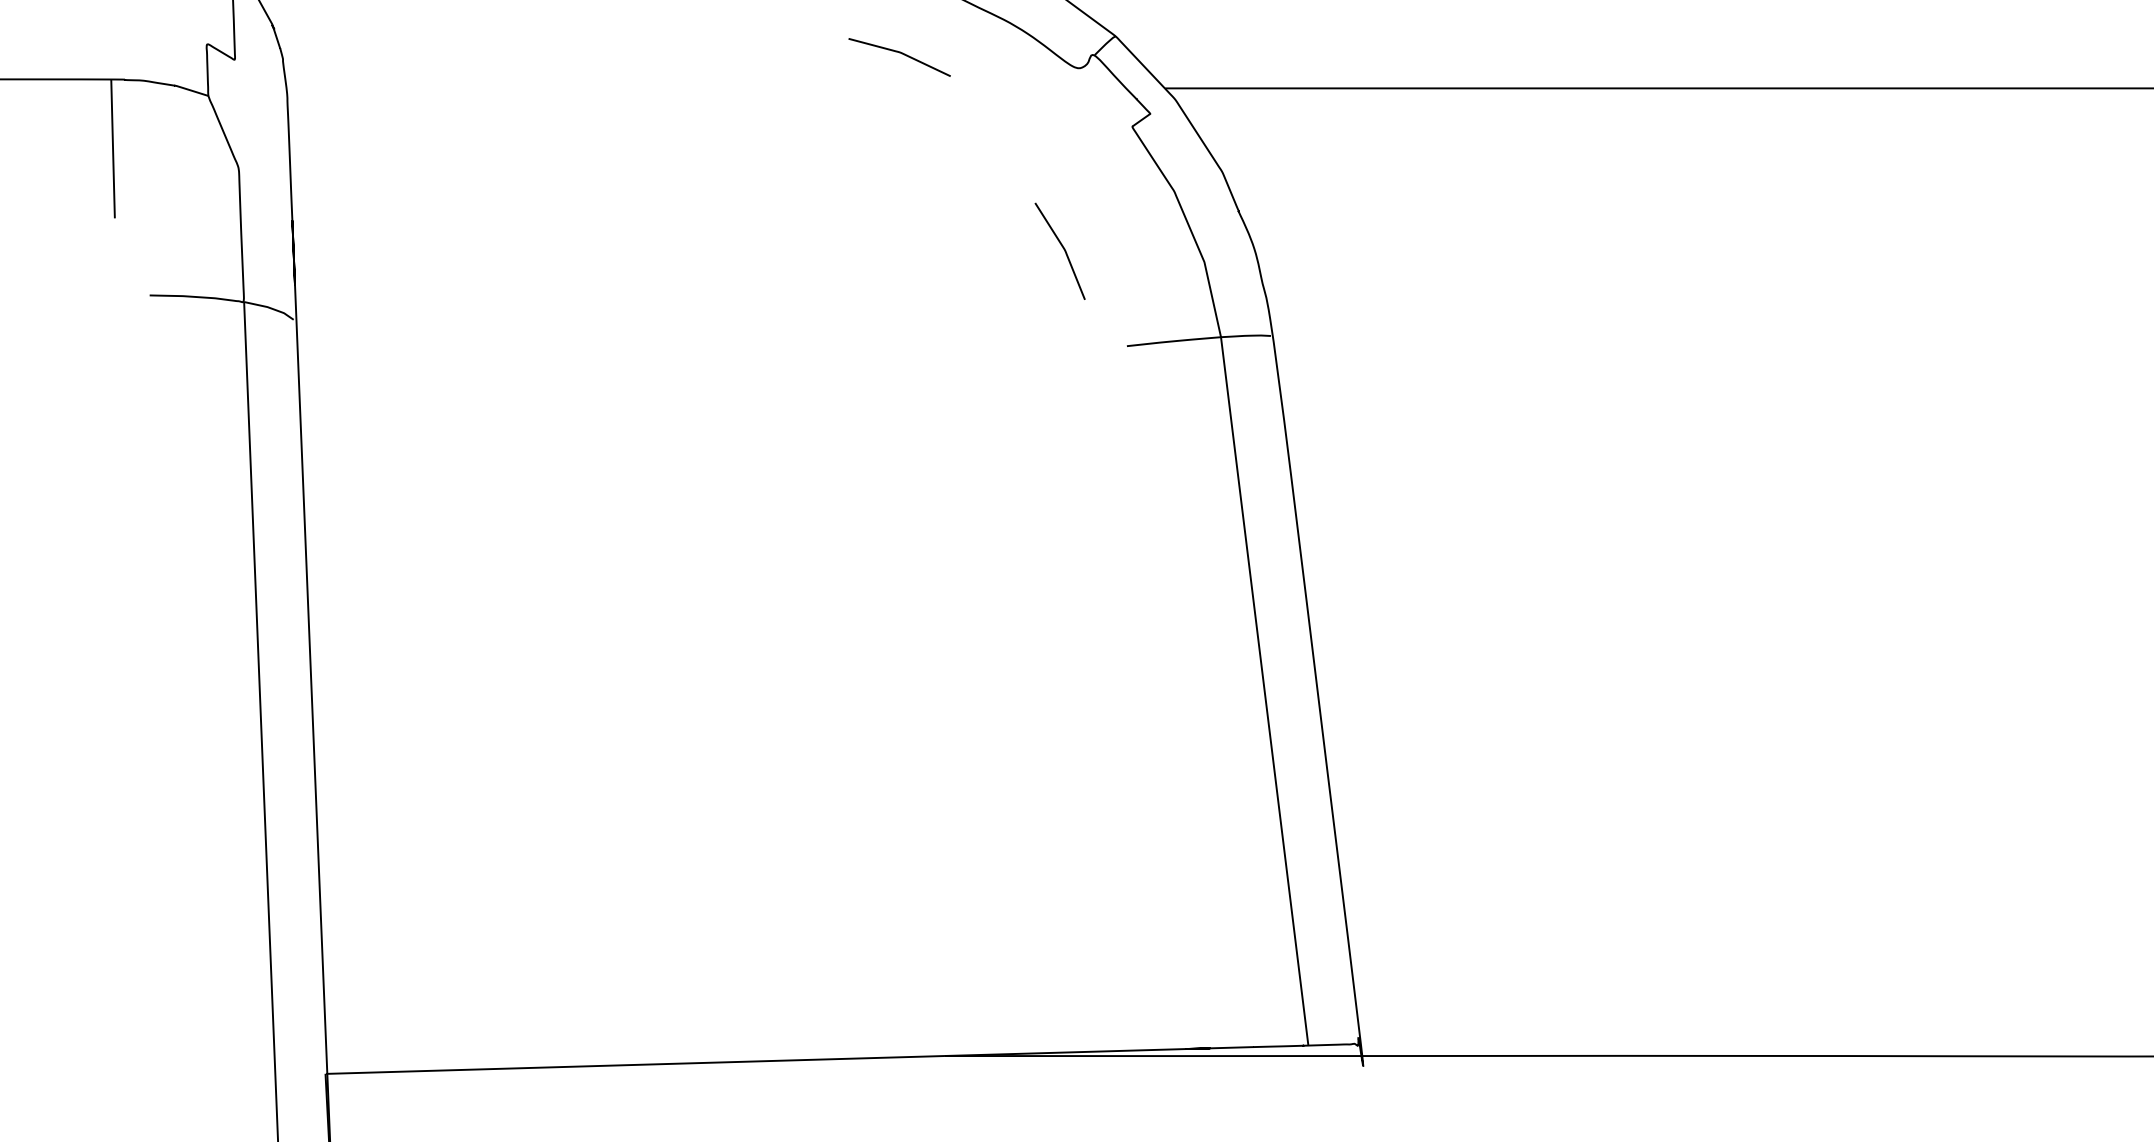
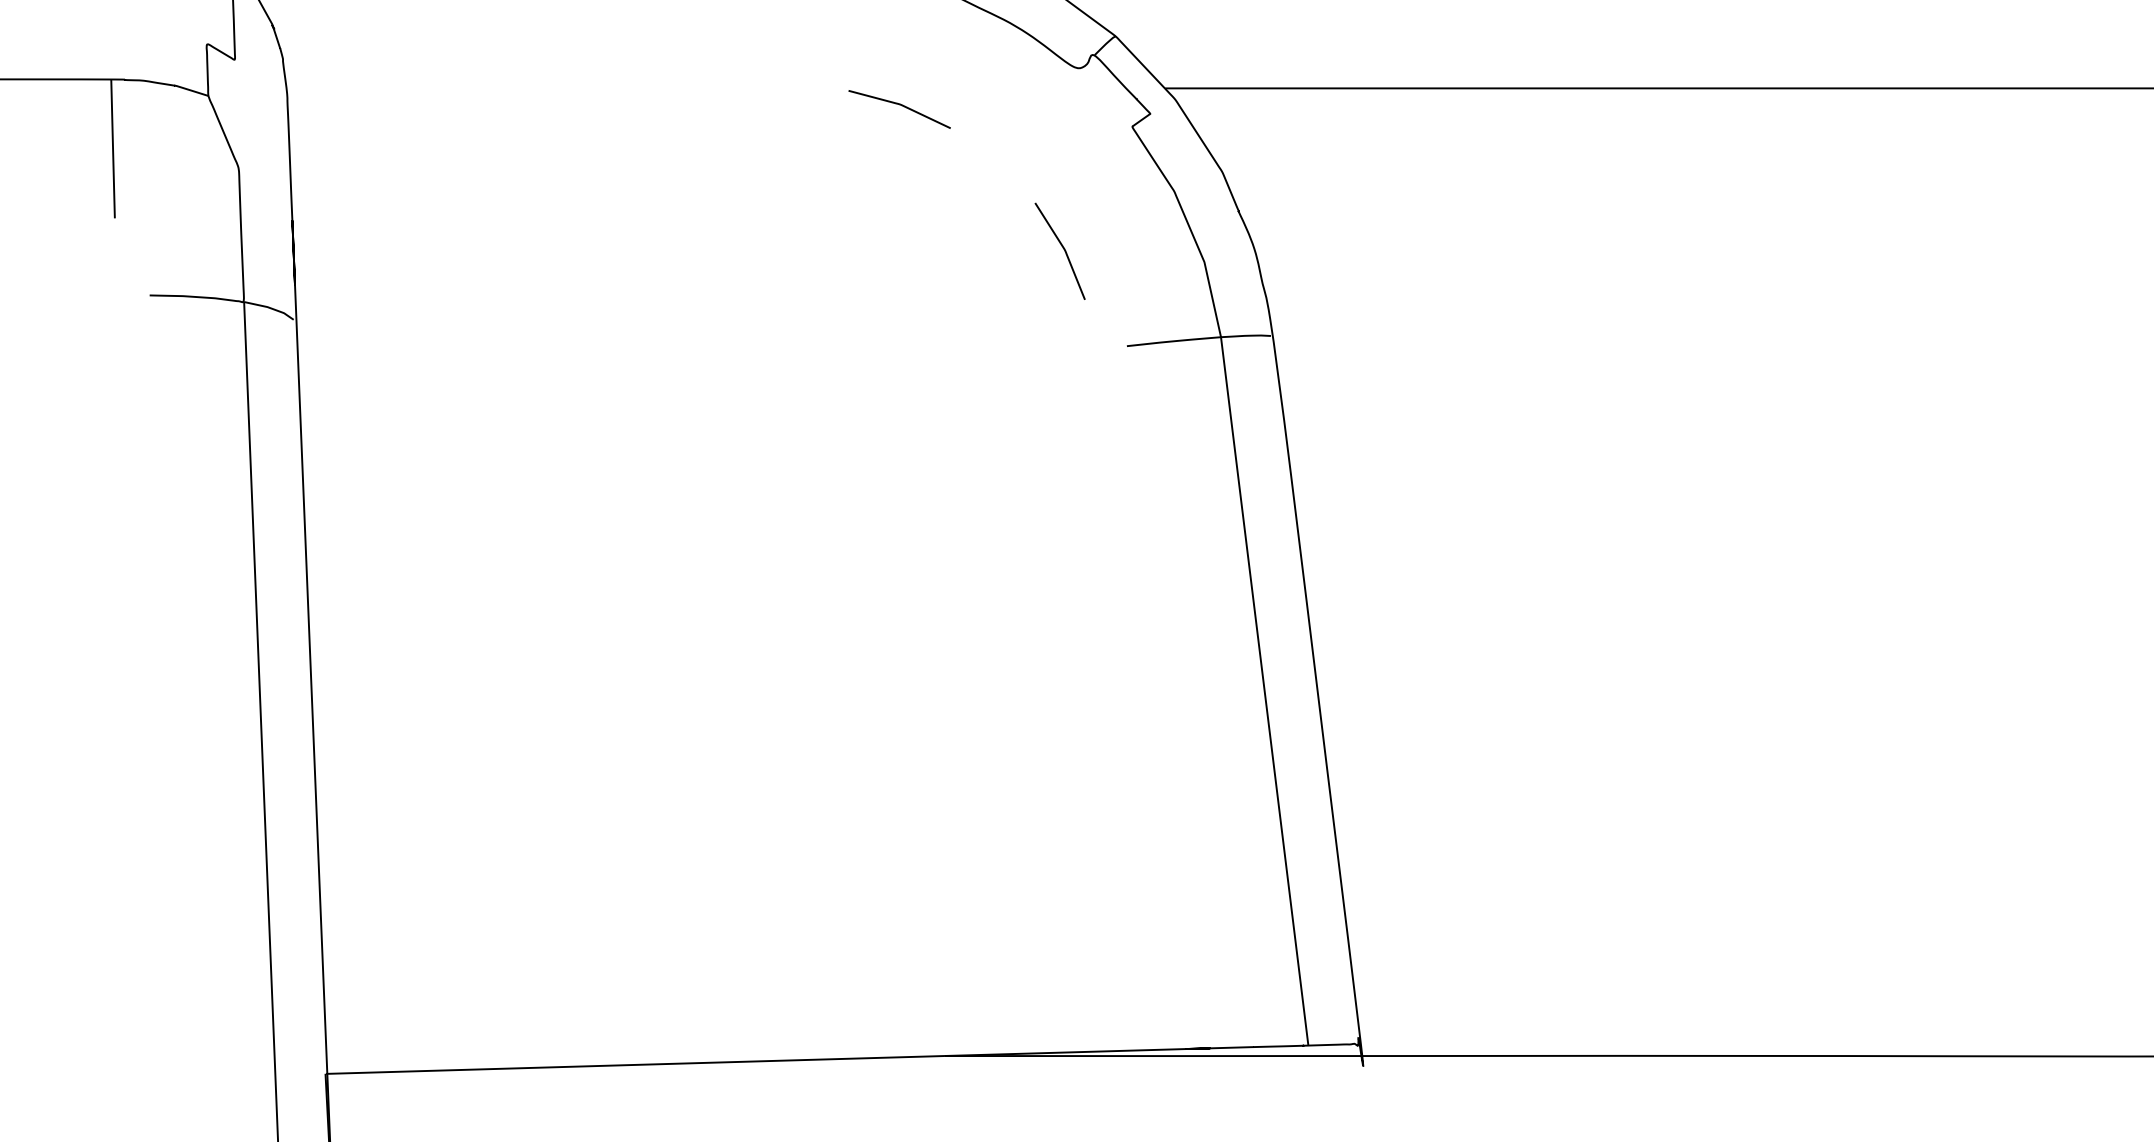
curve position: (901, 54) -> (901, 106) (901, 106)
